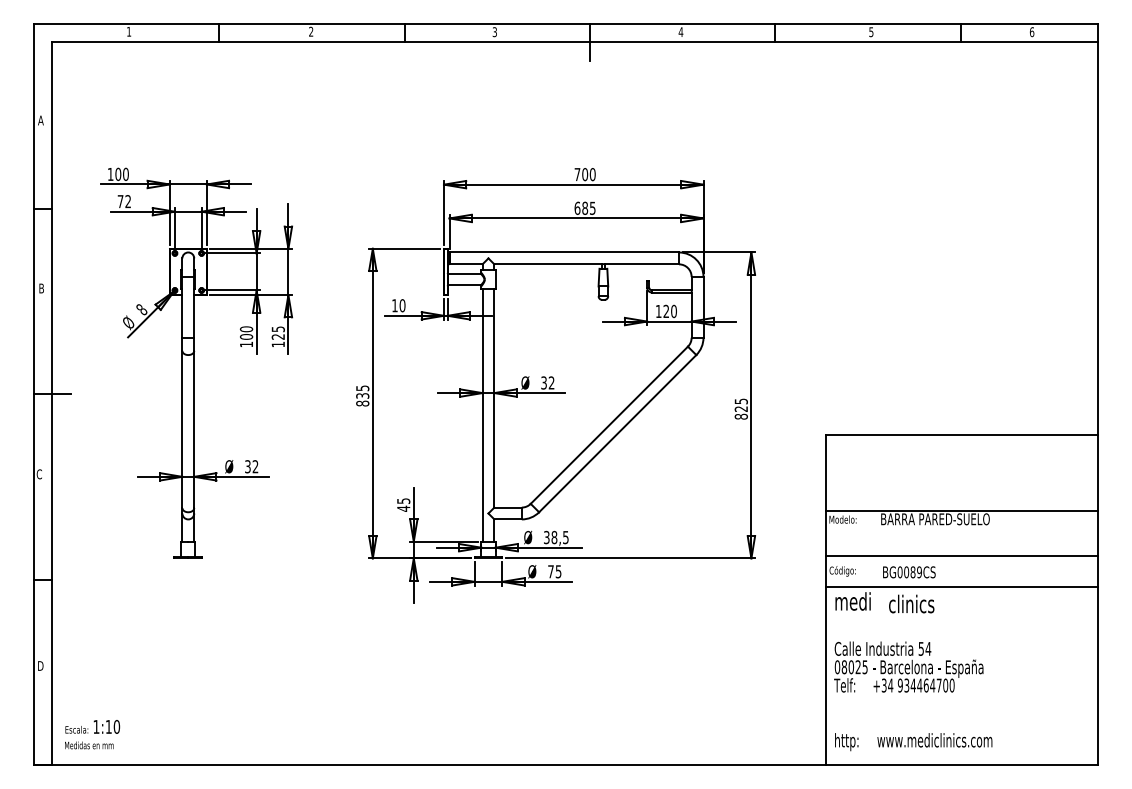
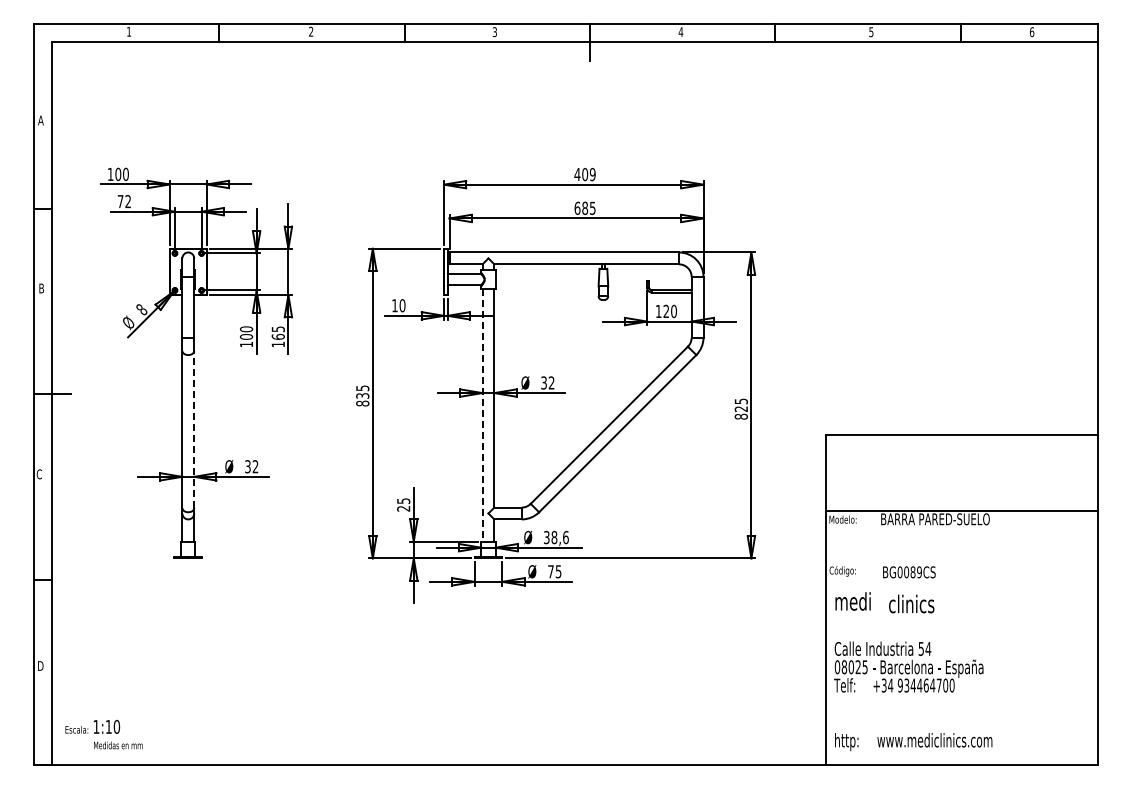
text: 700 -> 409 (584, 174)
text: 125 -> 165 (277, 336)
line: solid -> dashed (482, 415)
line: solid -> dashed (194, 429)
text: 45 -> 25 (403, 508)
text: 38,5 -> 38,6 (565, 537)
line: present -> none (962, 555)
line: present -> none (962, 586)
text position: (89, 745) -> (118, 745) (118, 745)
